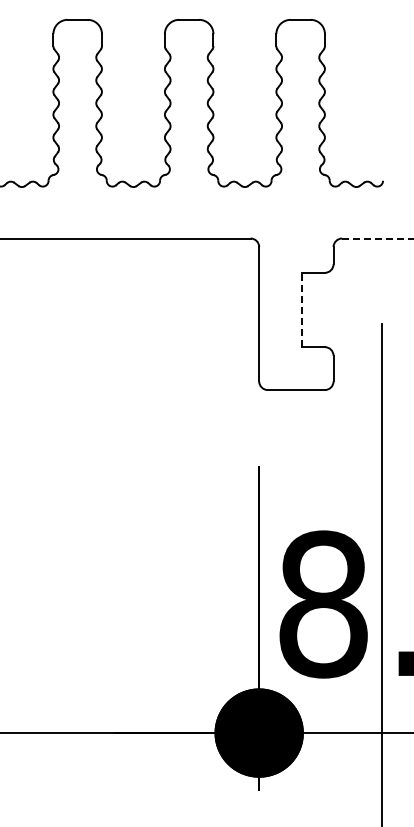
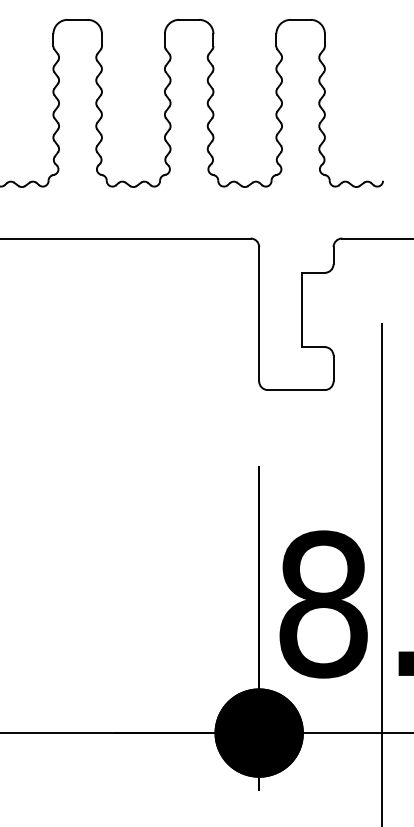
line: dashed -> solid (377, 238)
line: dashed -> solid (302, 309)
